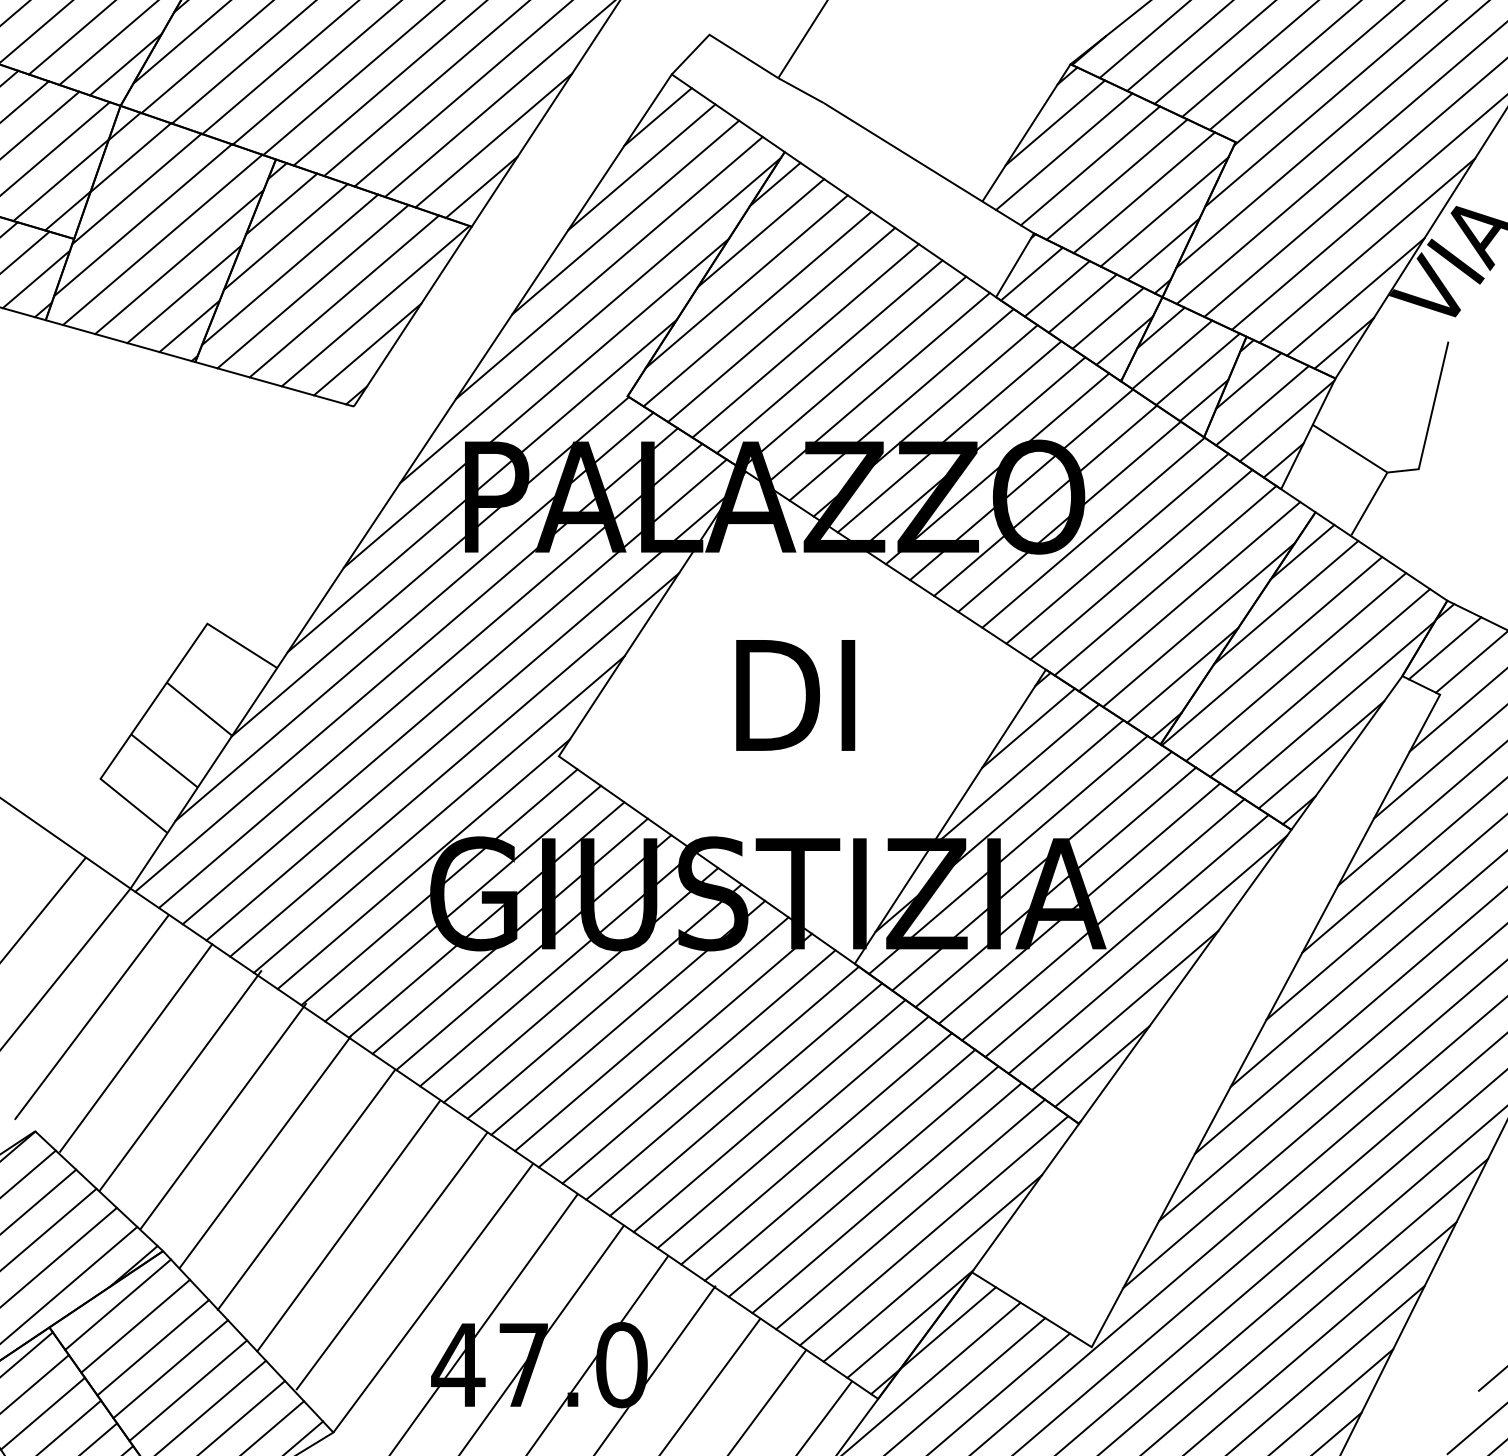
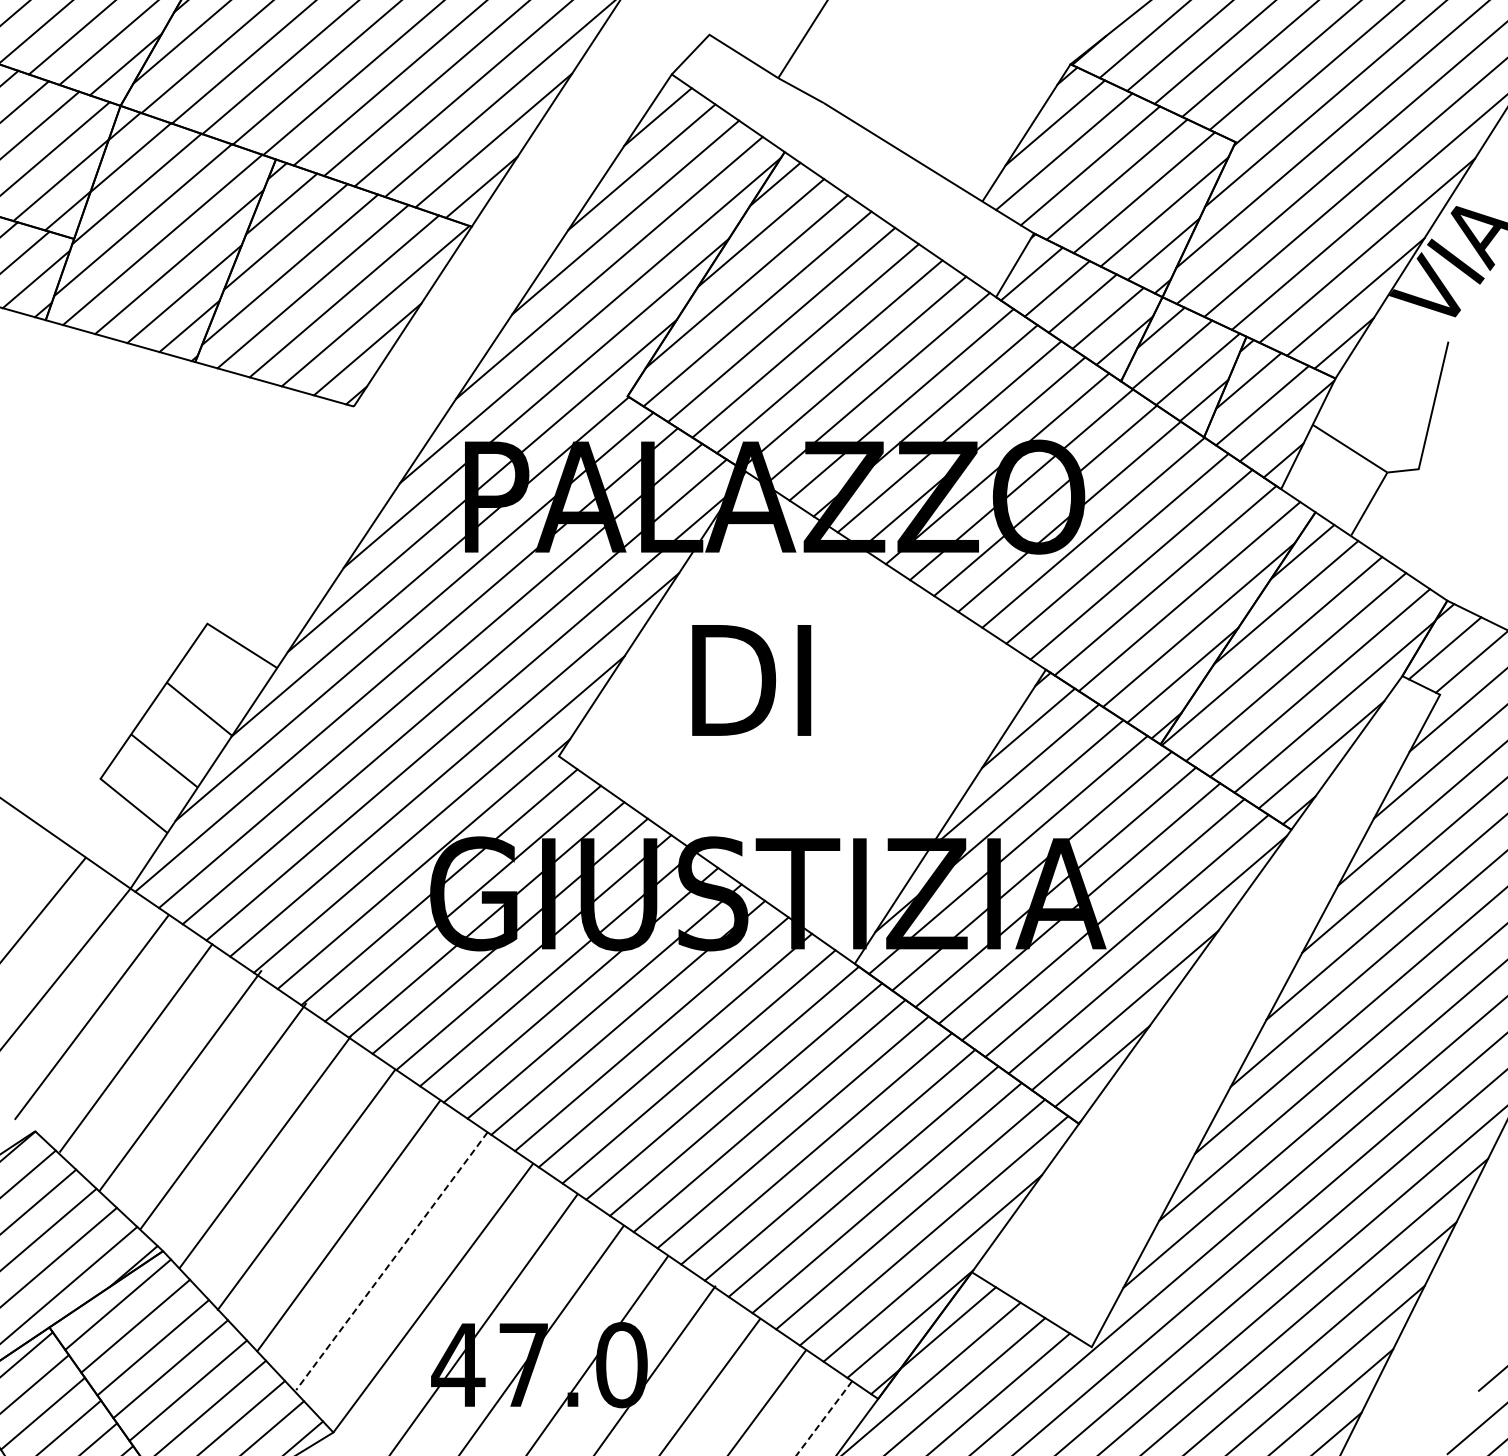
text position: (795, 695) -> (751, 680) (751, 680)
line: solid -> dashed (391, 1261)
line: solid -> dashed (824, 1418)
